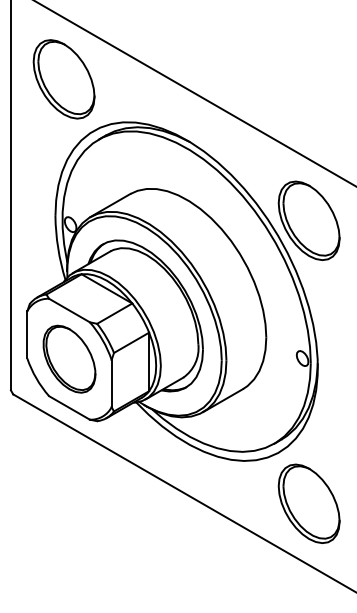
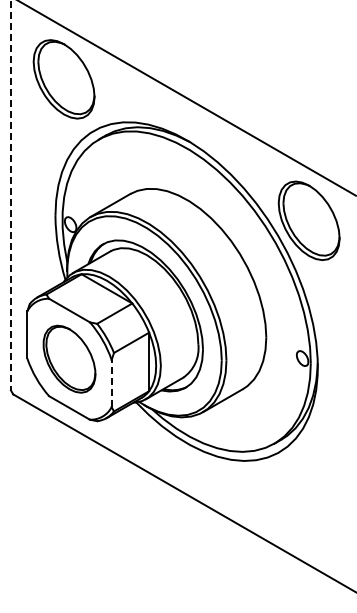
line position: (194, 93) -> (186, 98) (186, 98)
line: solid -> dashed (10, 195)
line: solid -> dashed (111, 383)
part: present -> none (308, 503)
